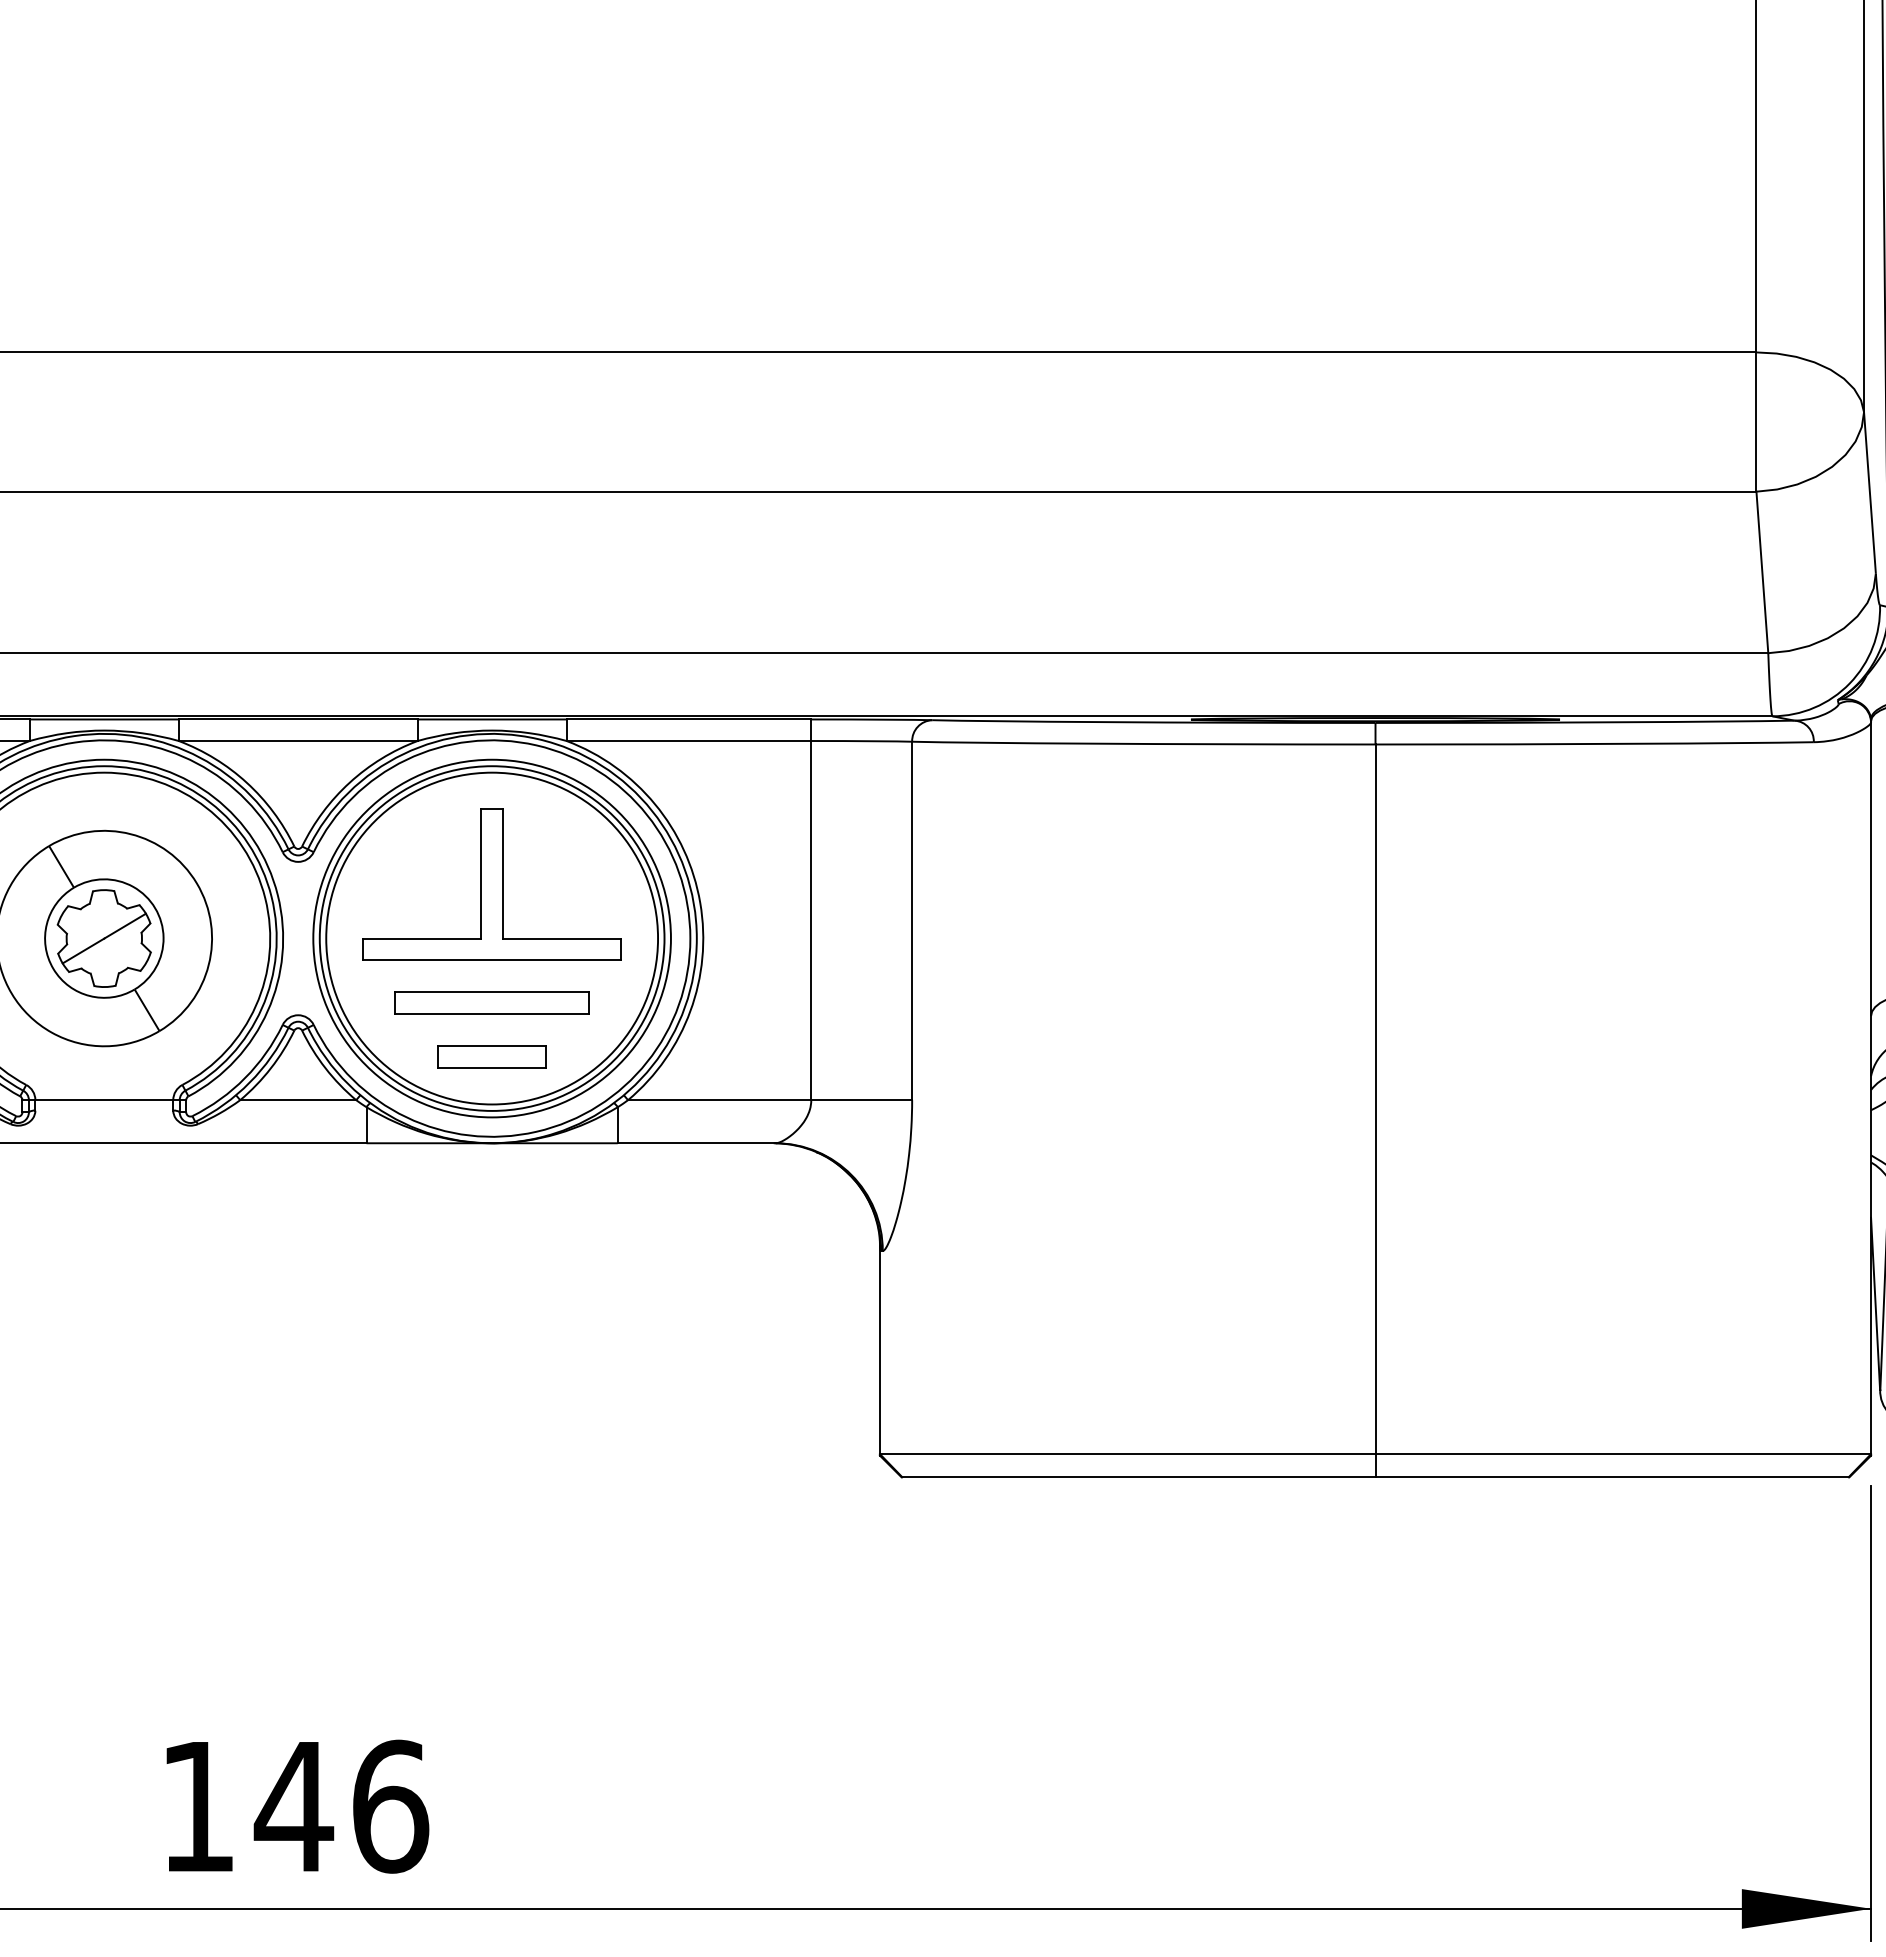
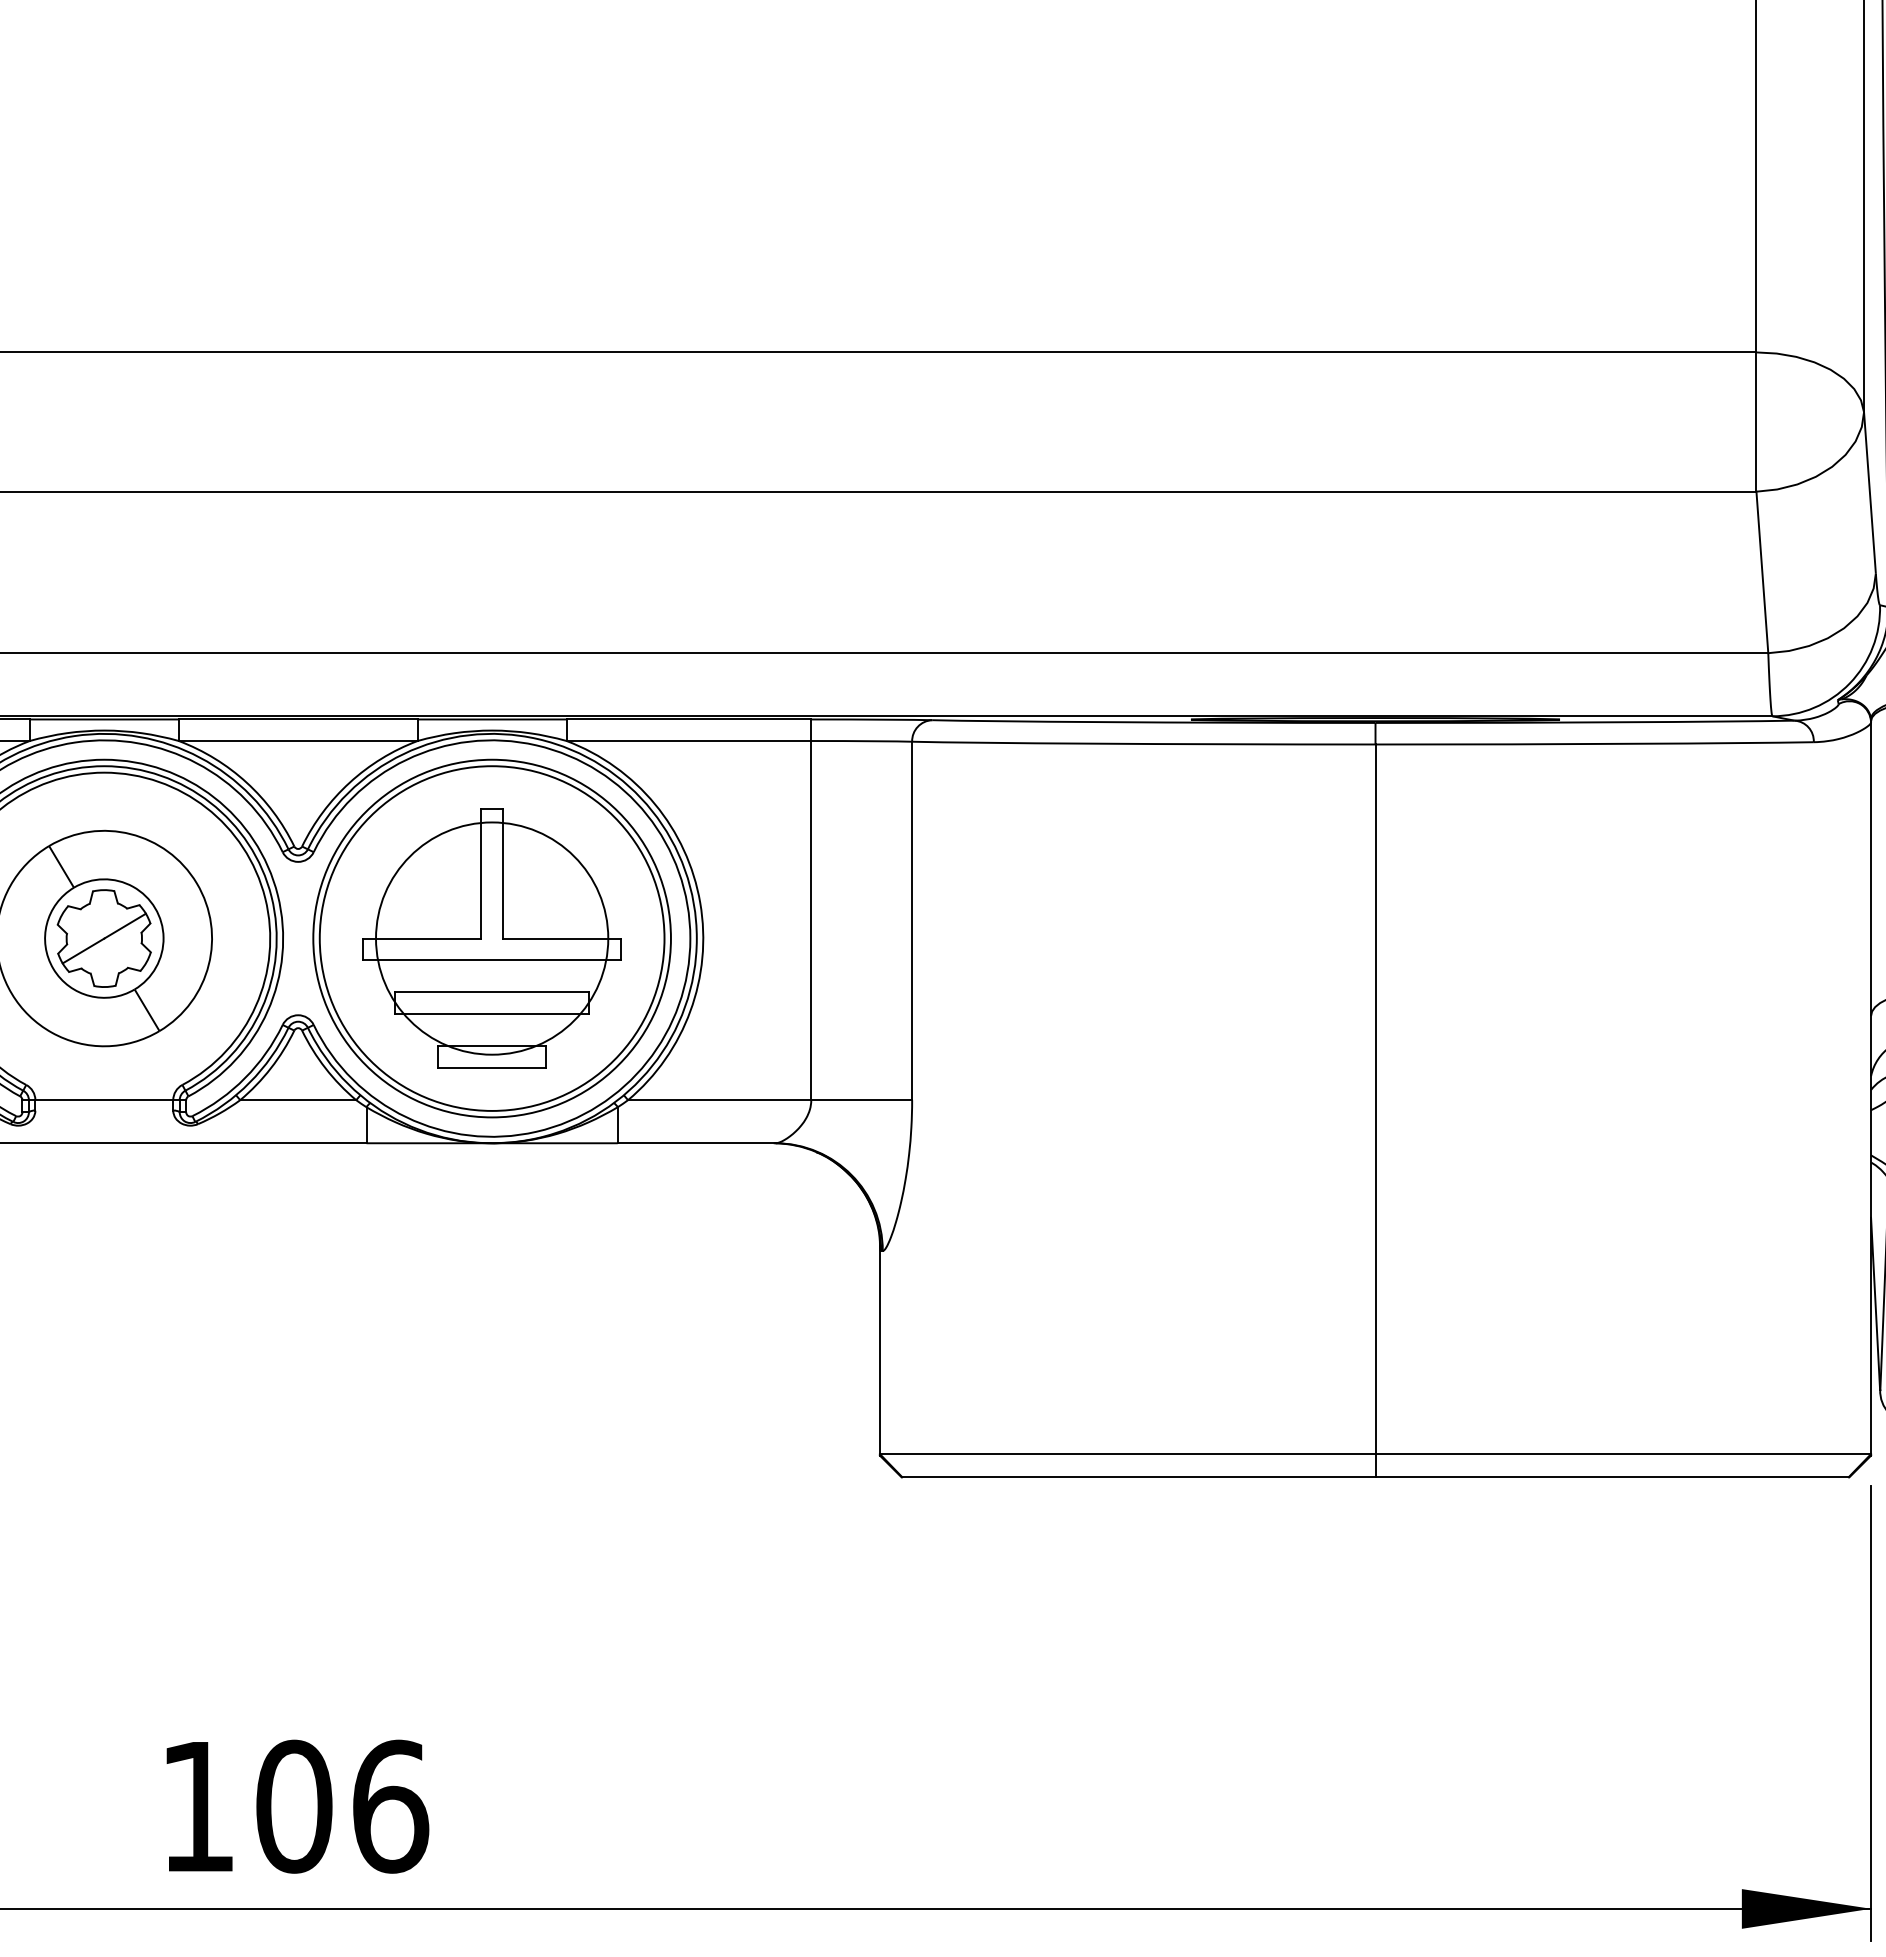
circle diameter: 332 px -> 232 px (492, 938)
text: 146 -> 106 (293, 1806)
